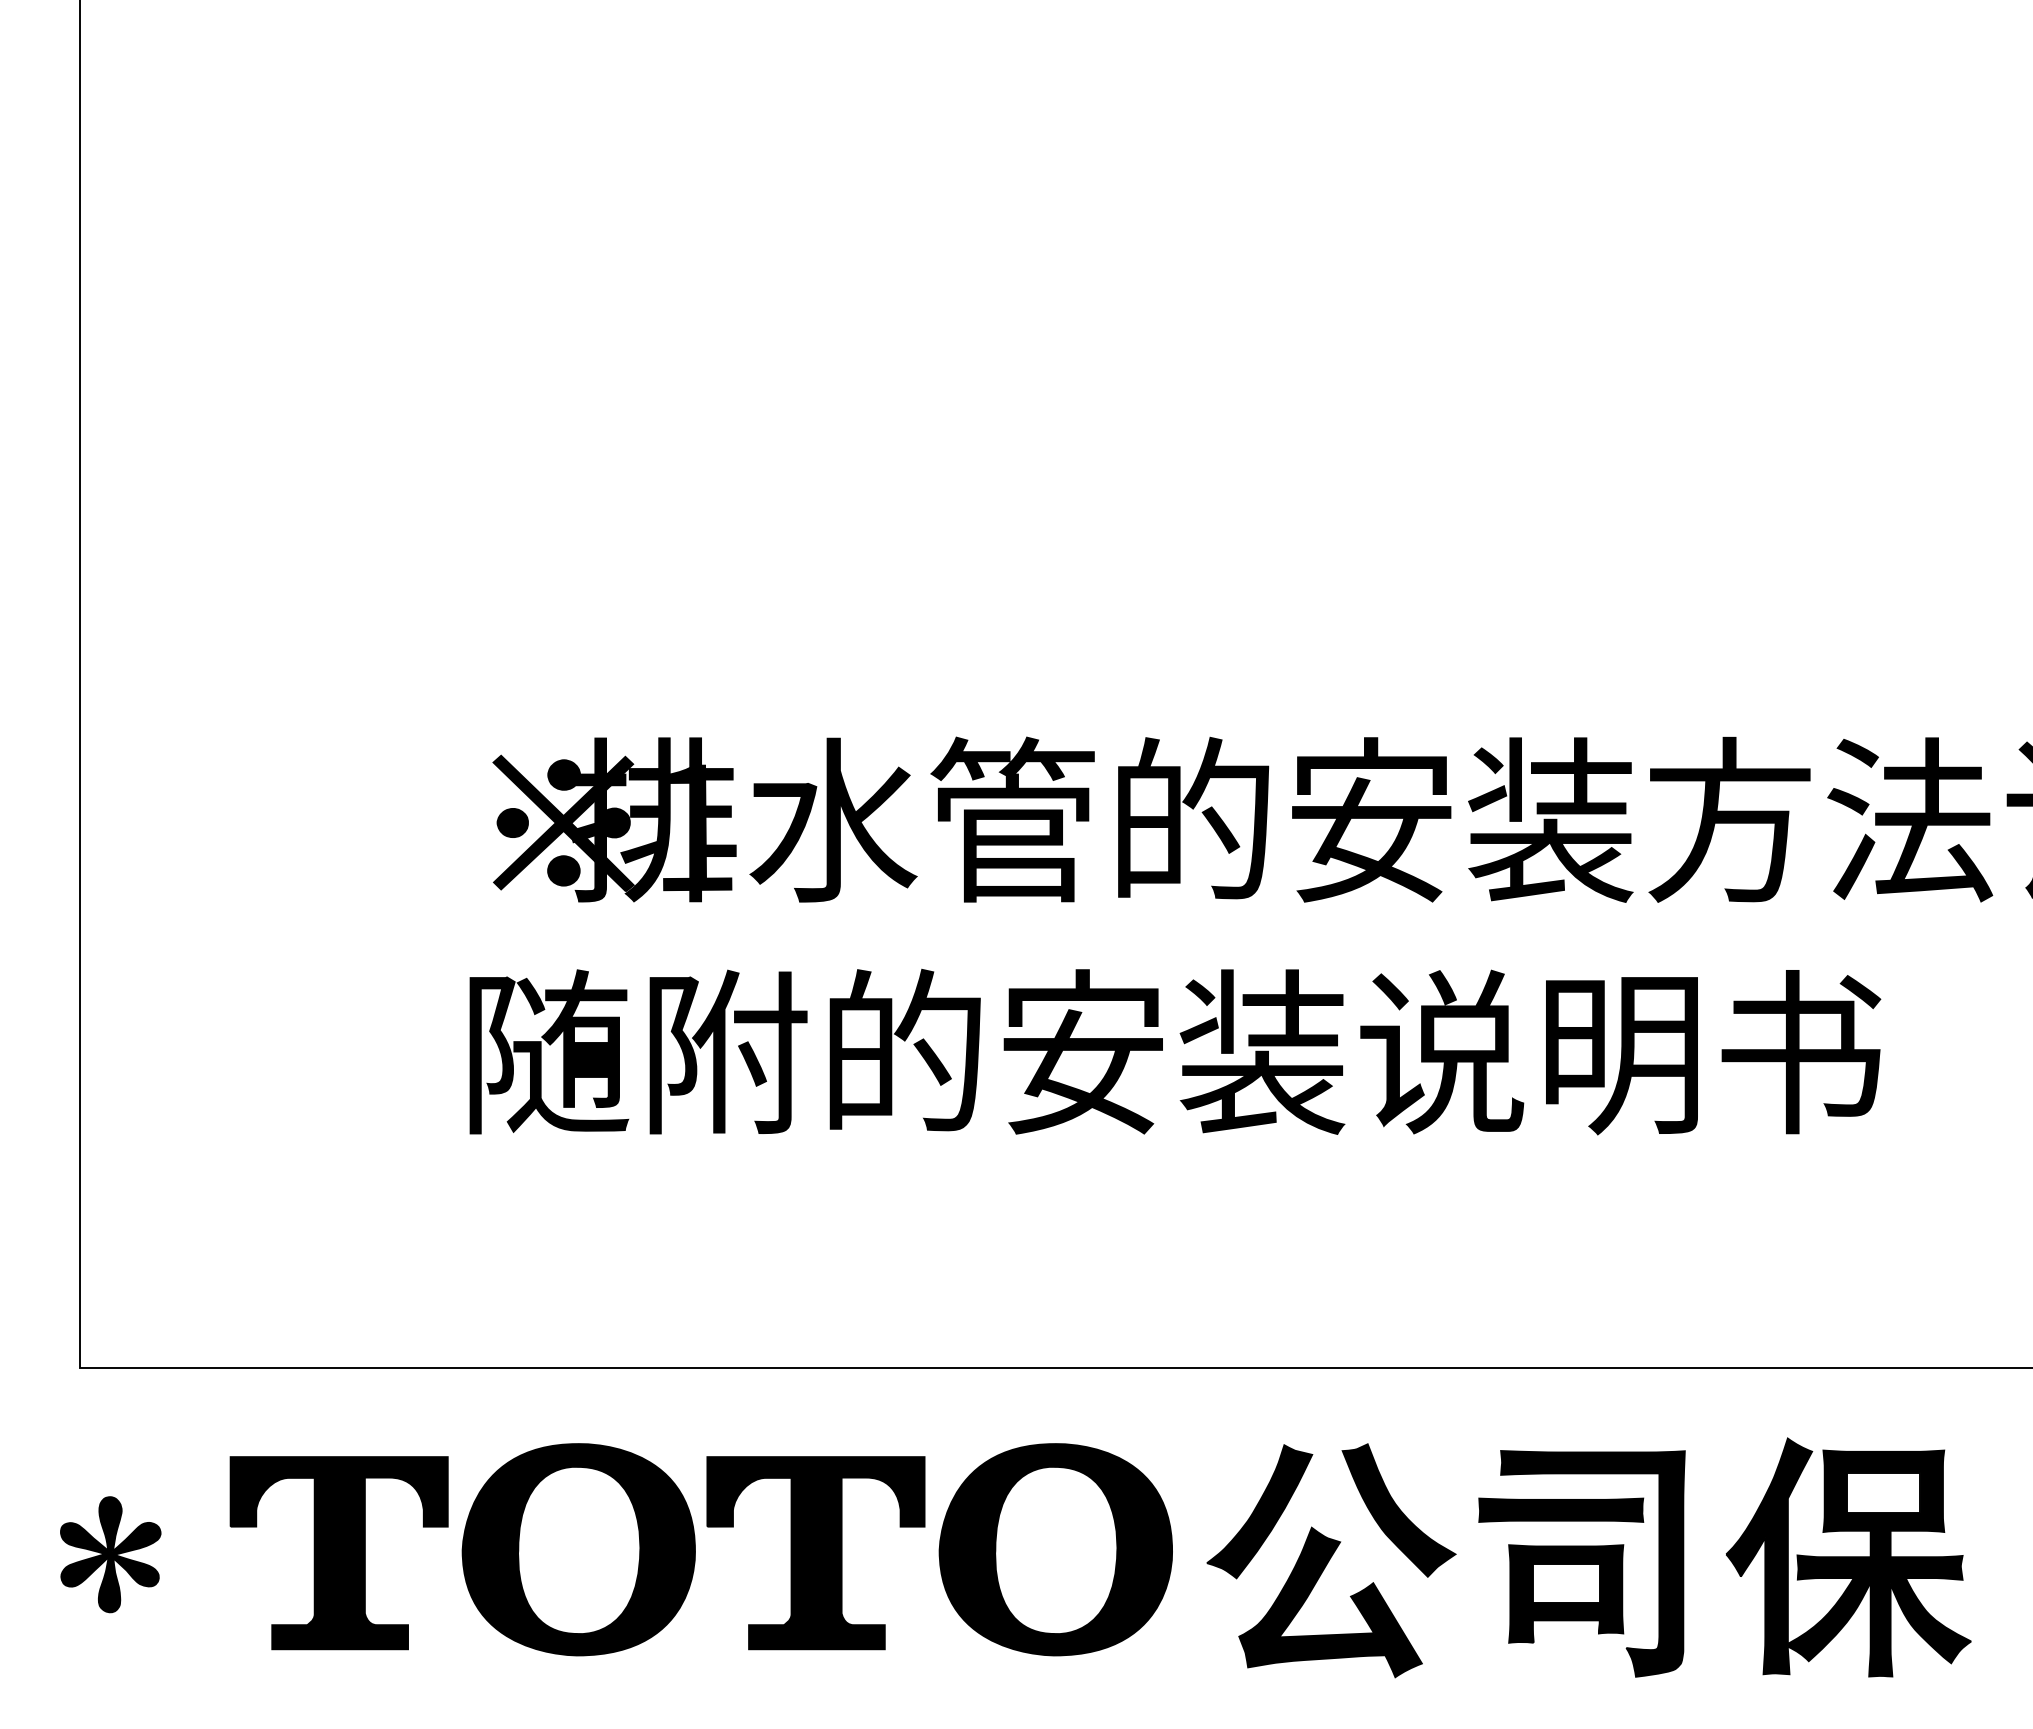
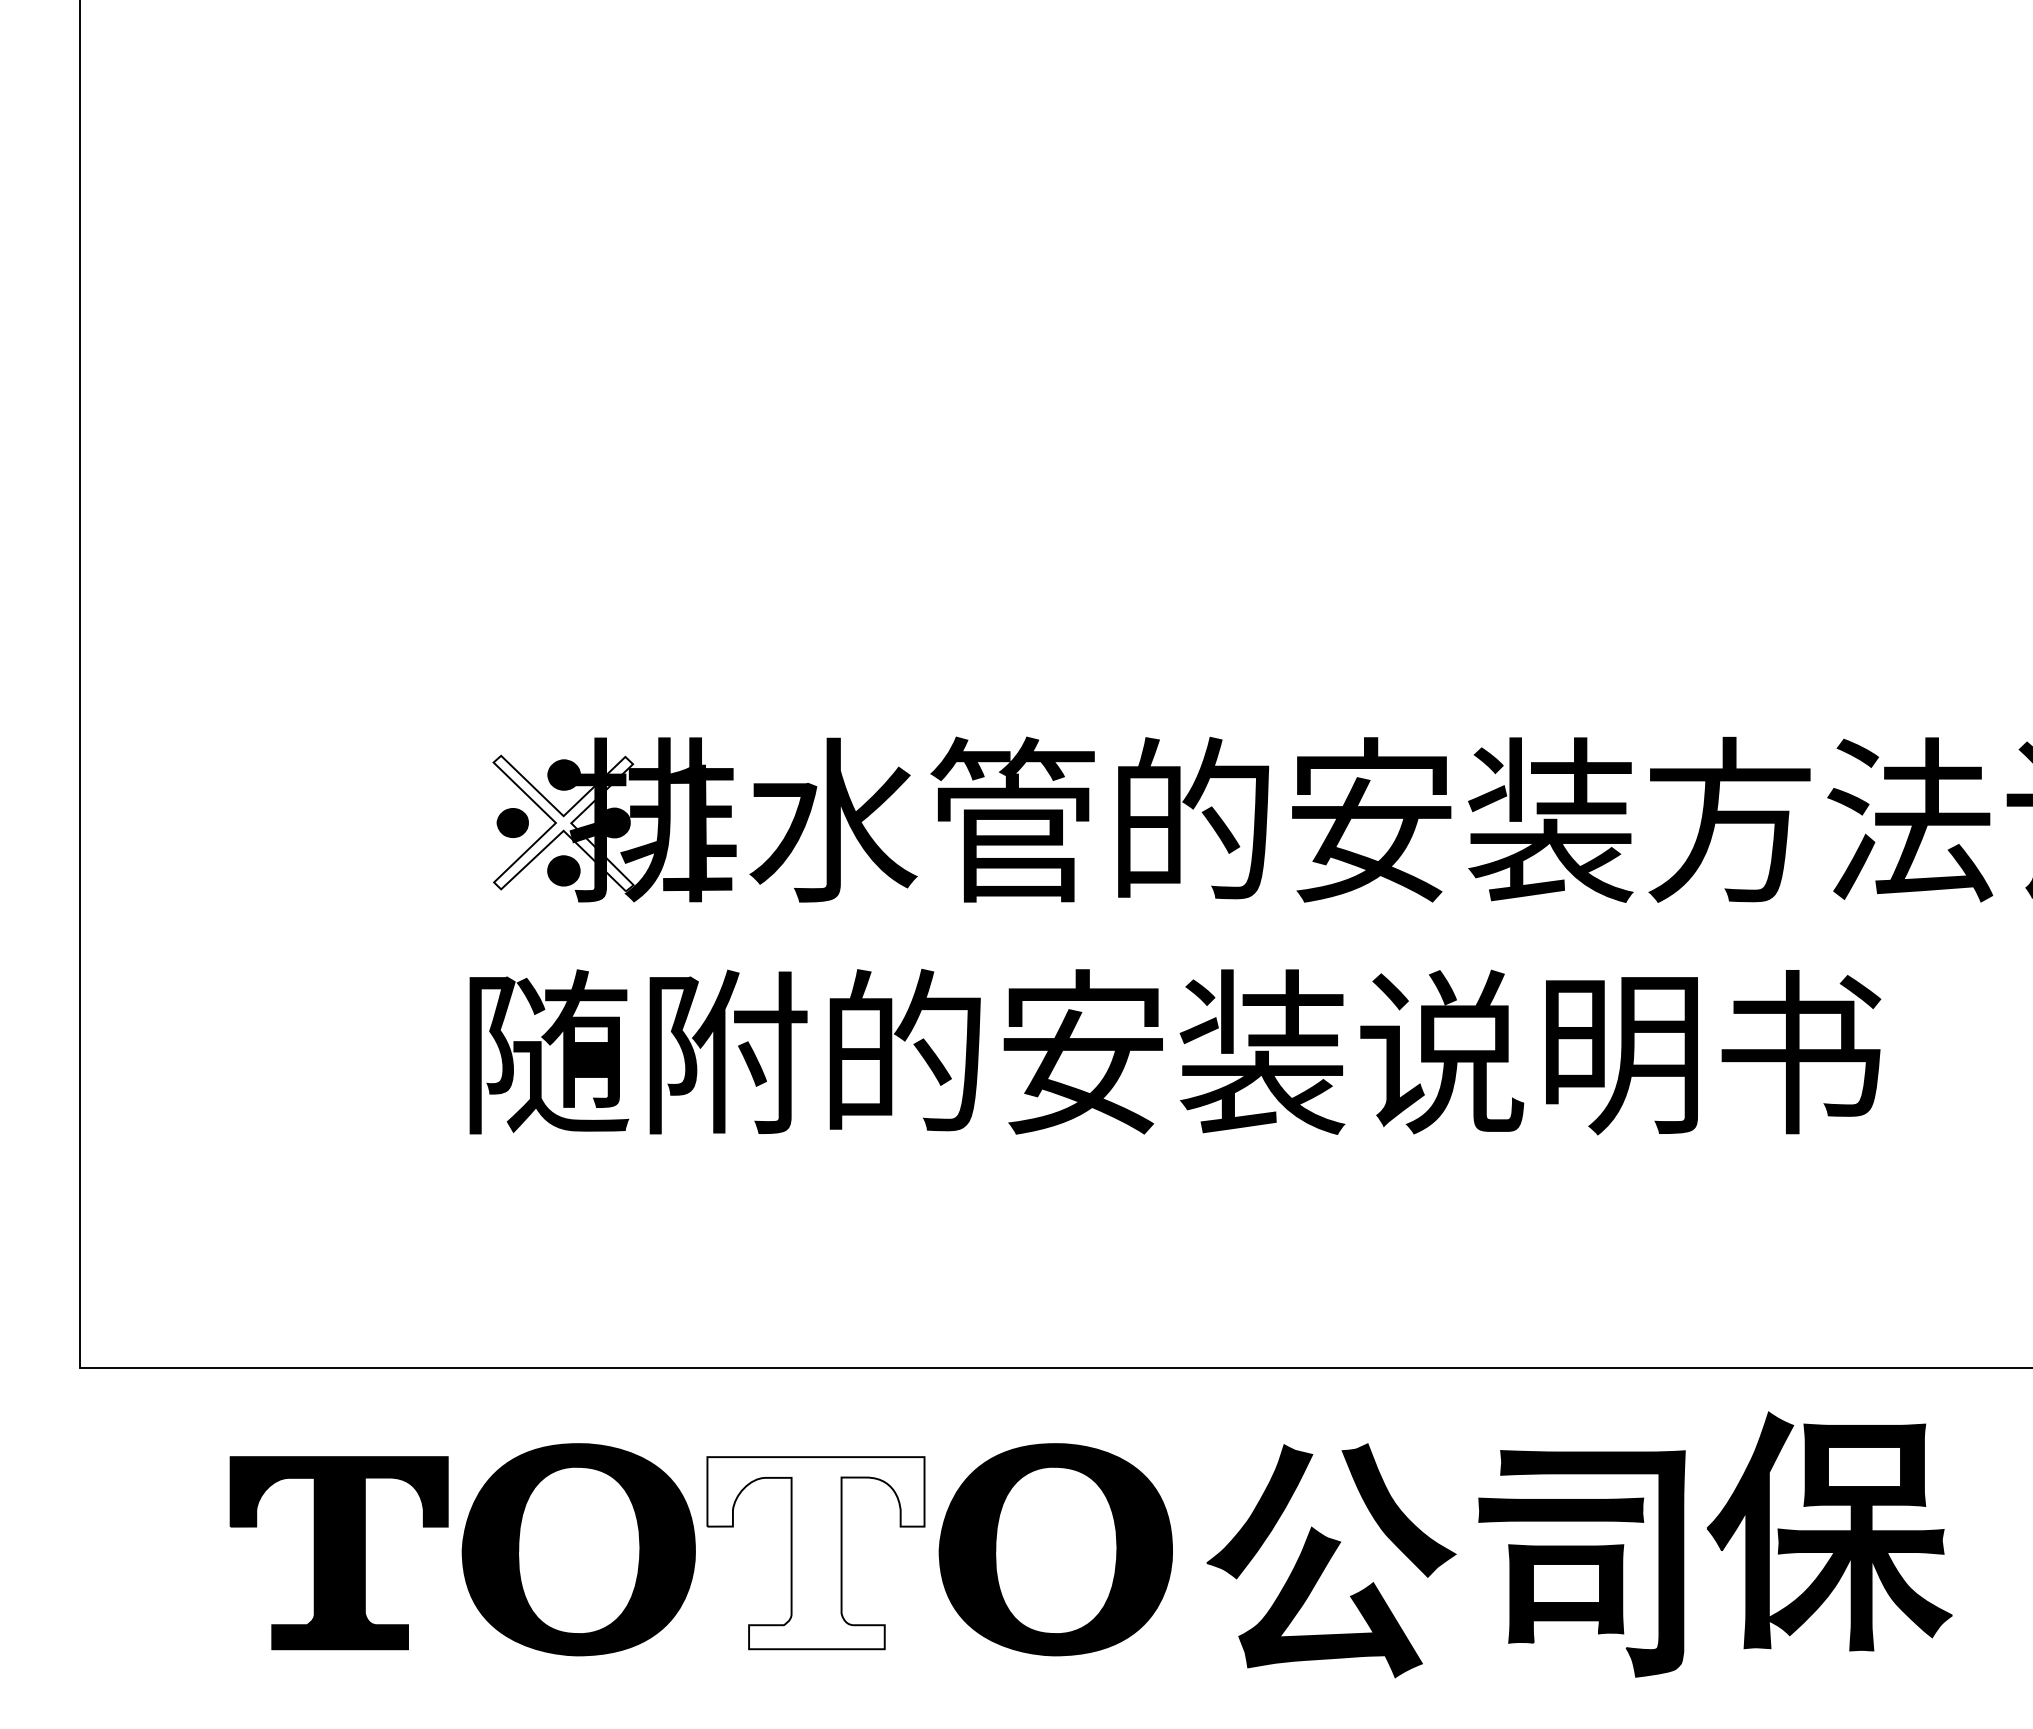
fill: present -> none (563, 823)
fill: present -> none (815, 1553)
part: present -> none (110, 1554)
part position: (1848, 1557) -> (1829, 1531) (1829, 1531)
